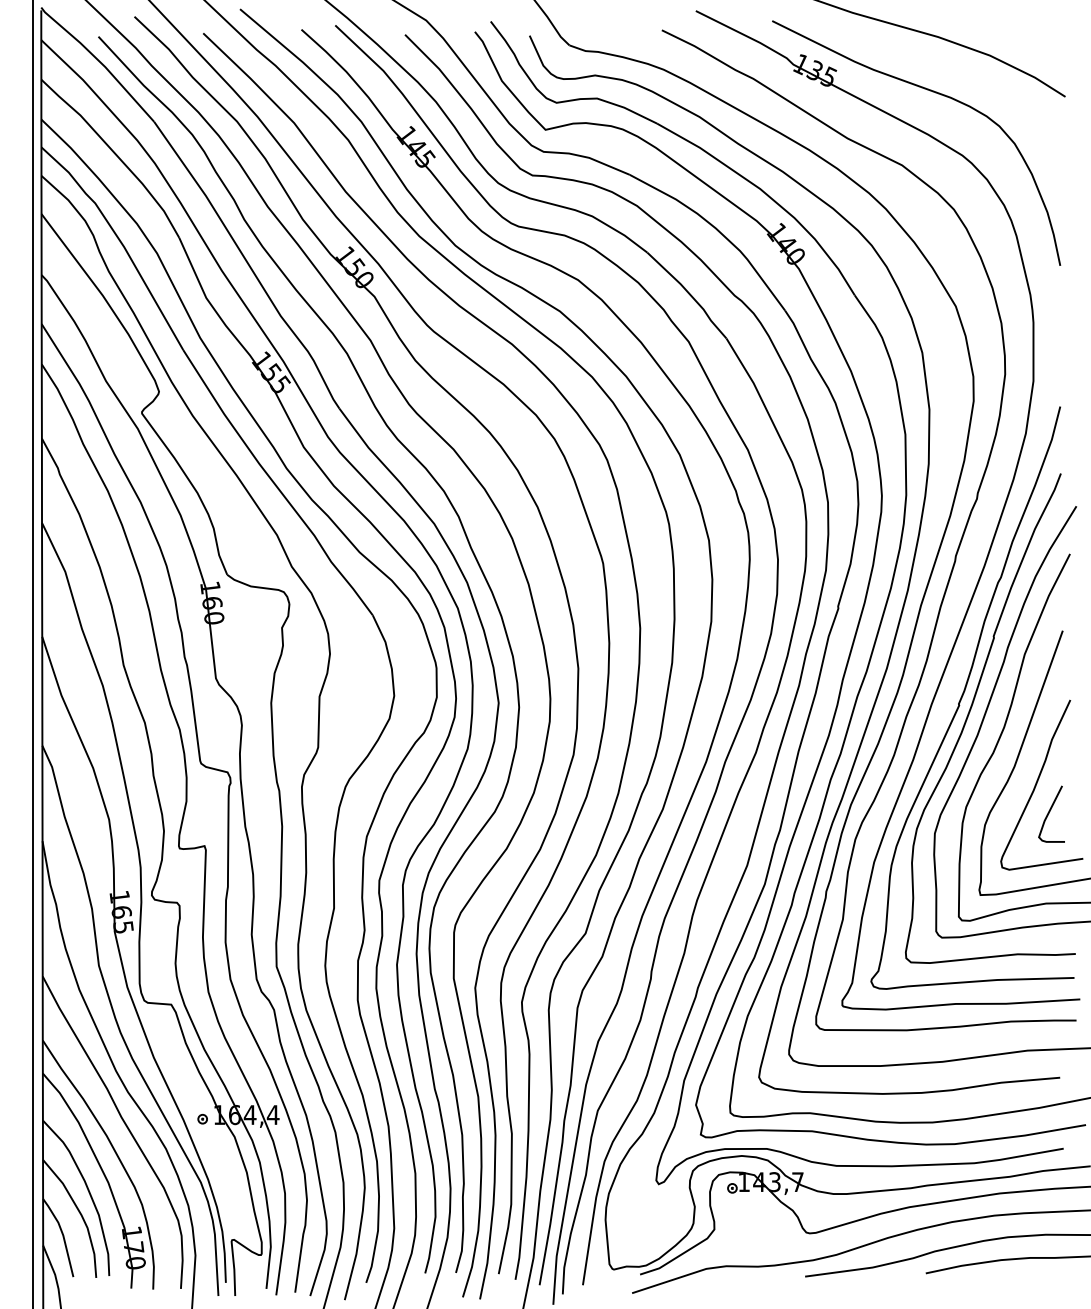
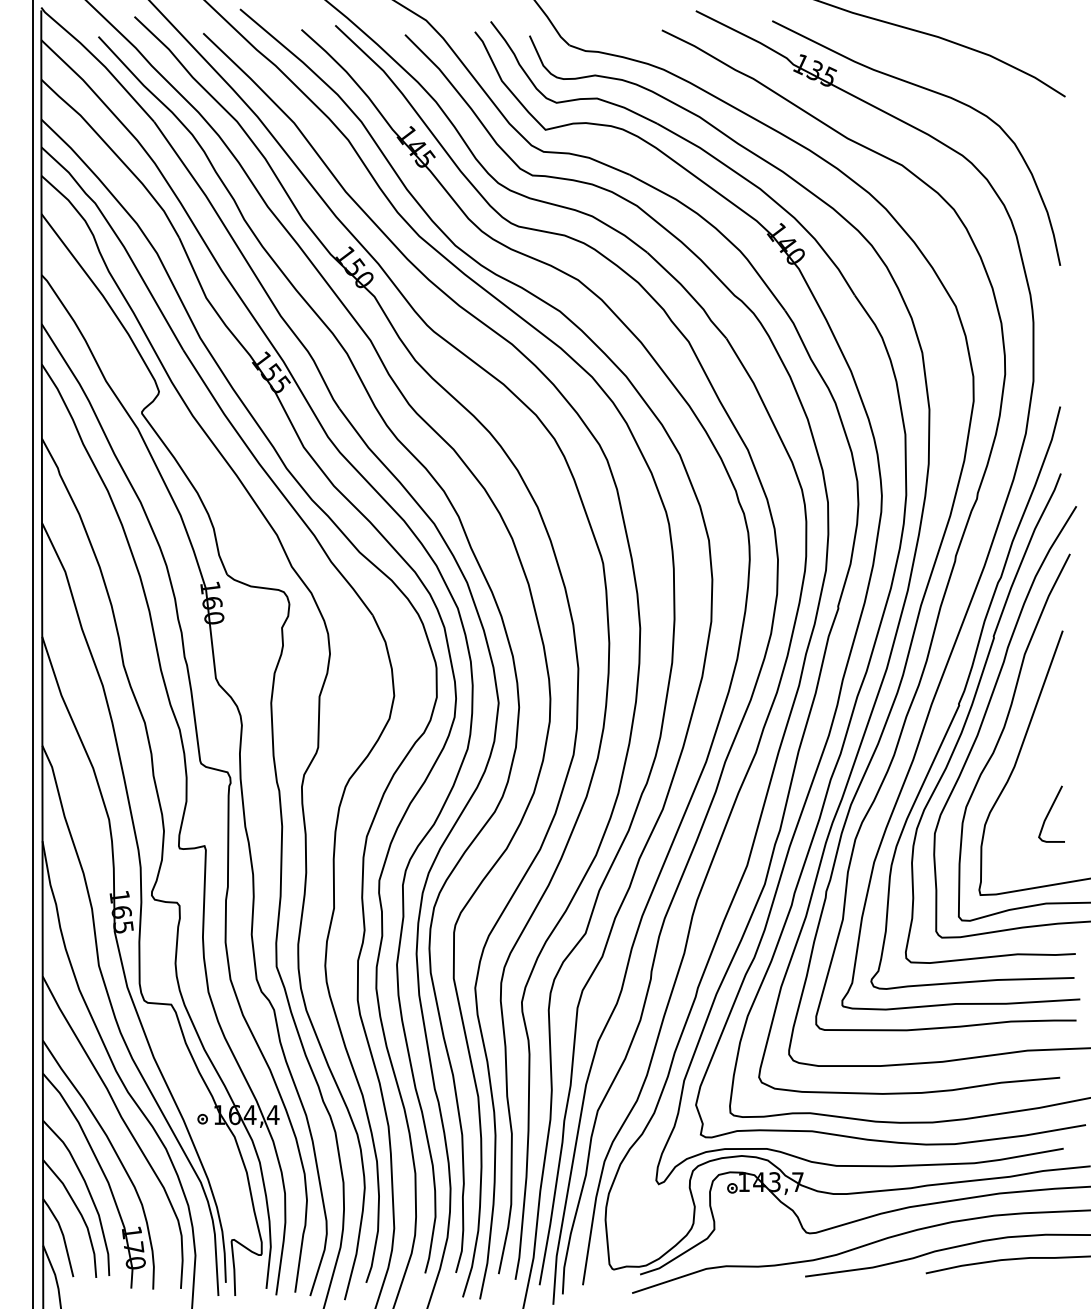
curve: present -> none (1037, 783)
